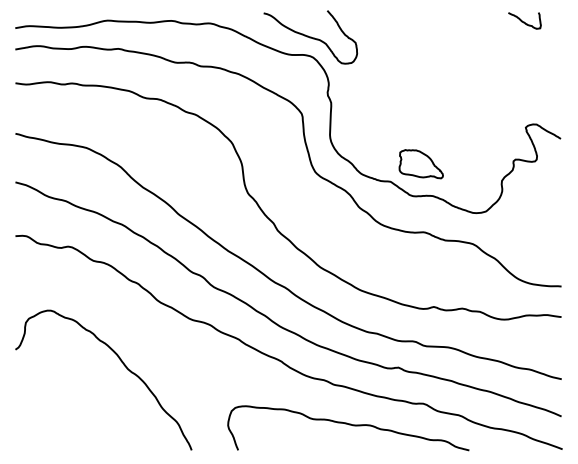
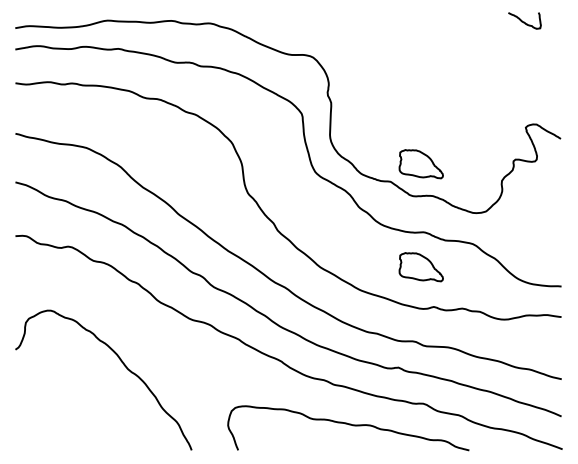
curve: present -> none (310, 37)
part: none -> present (420, 267)
